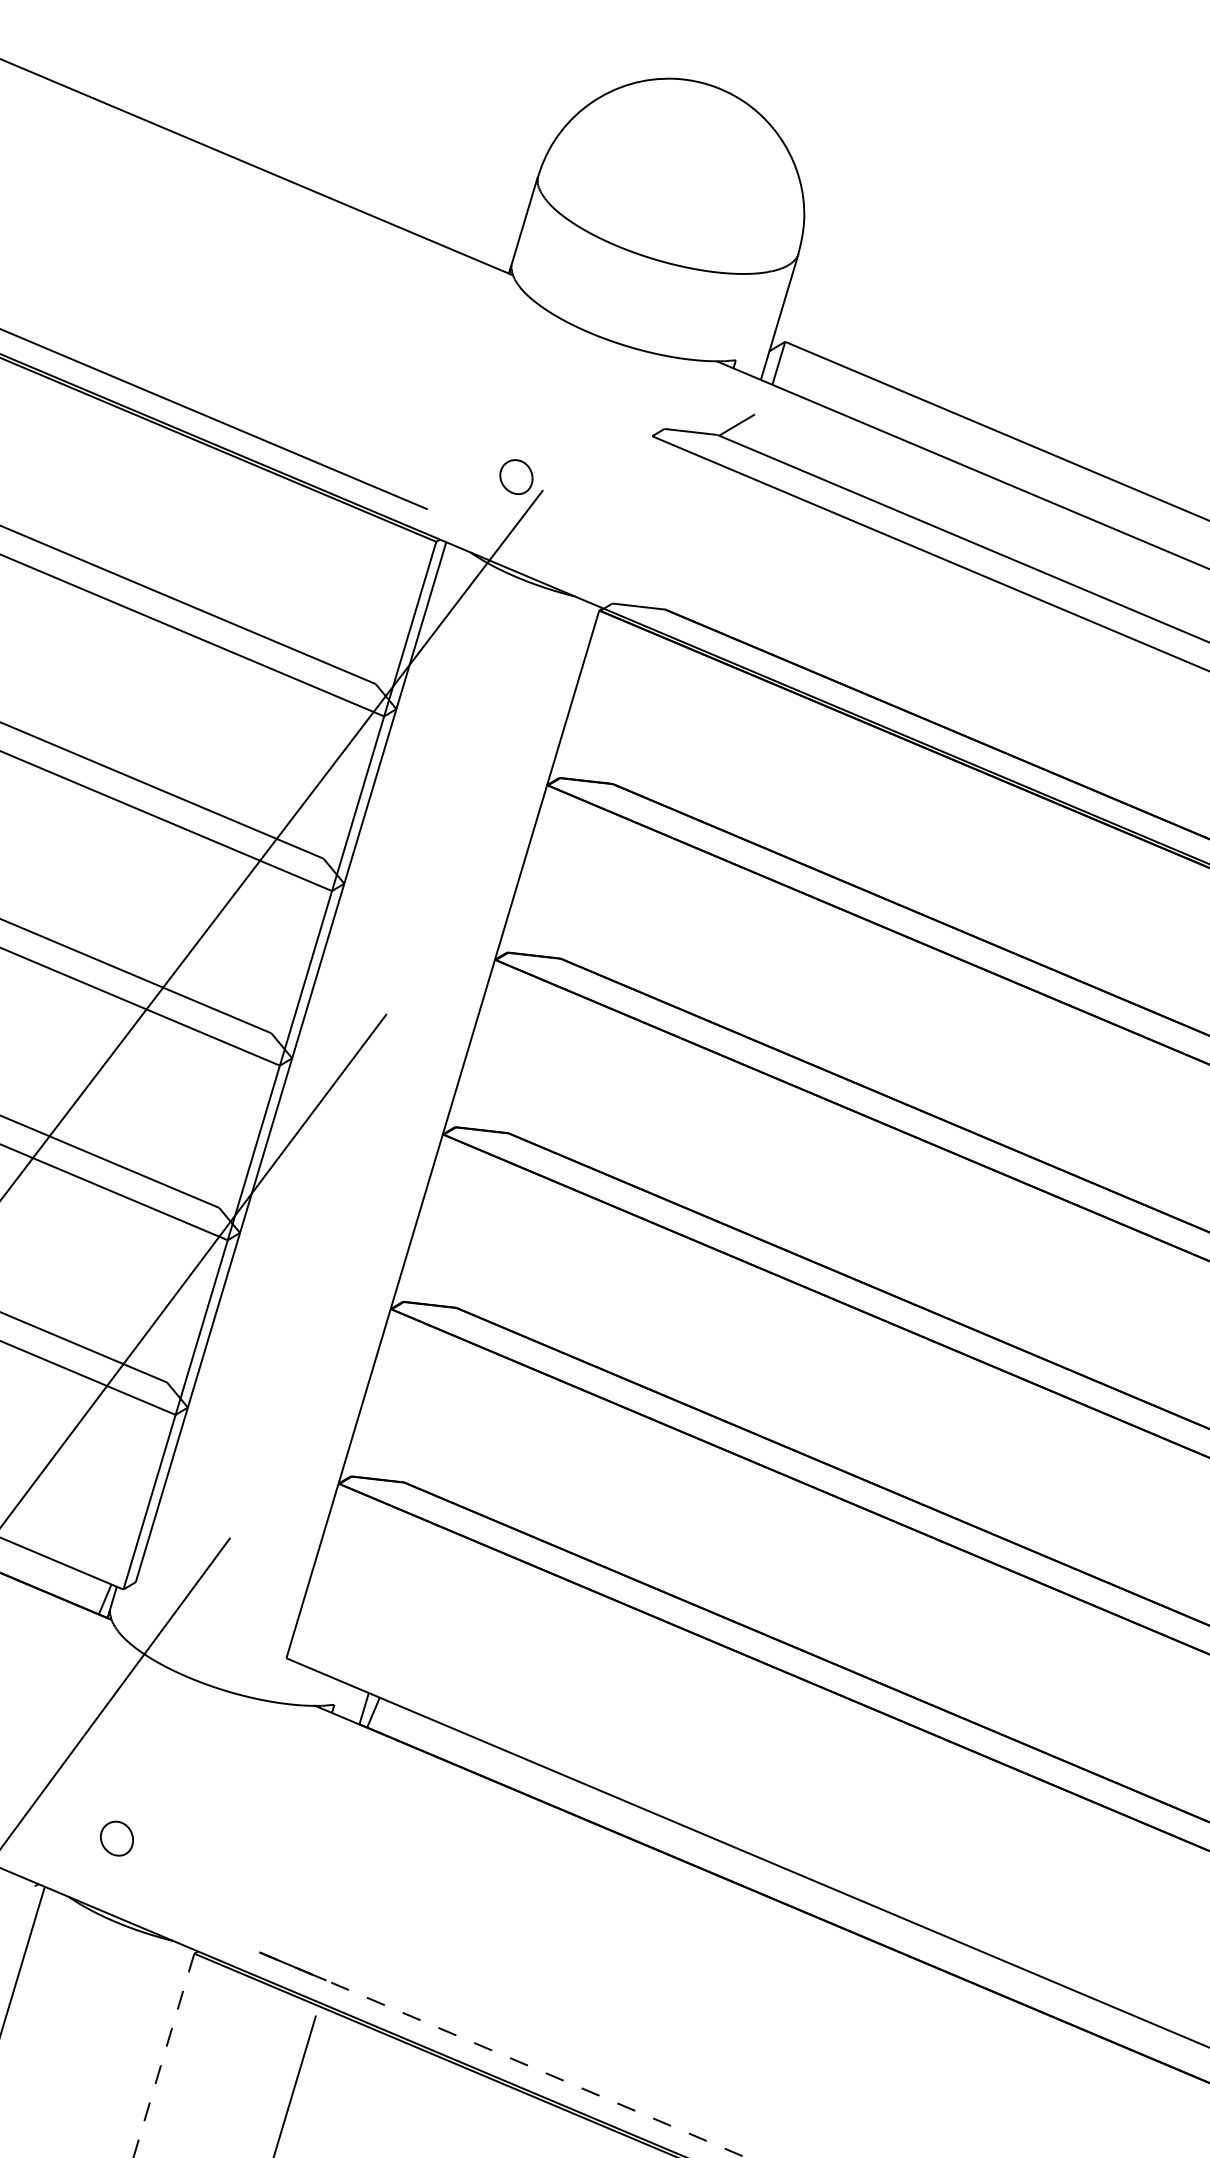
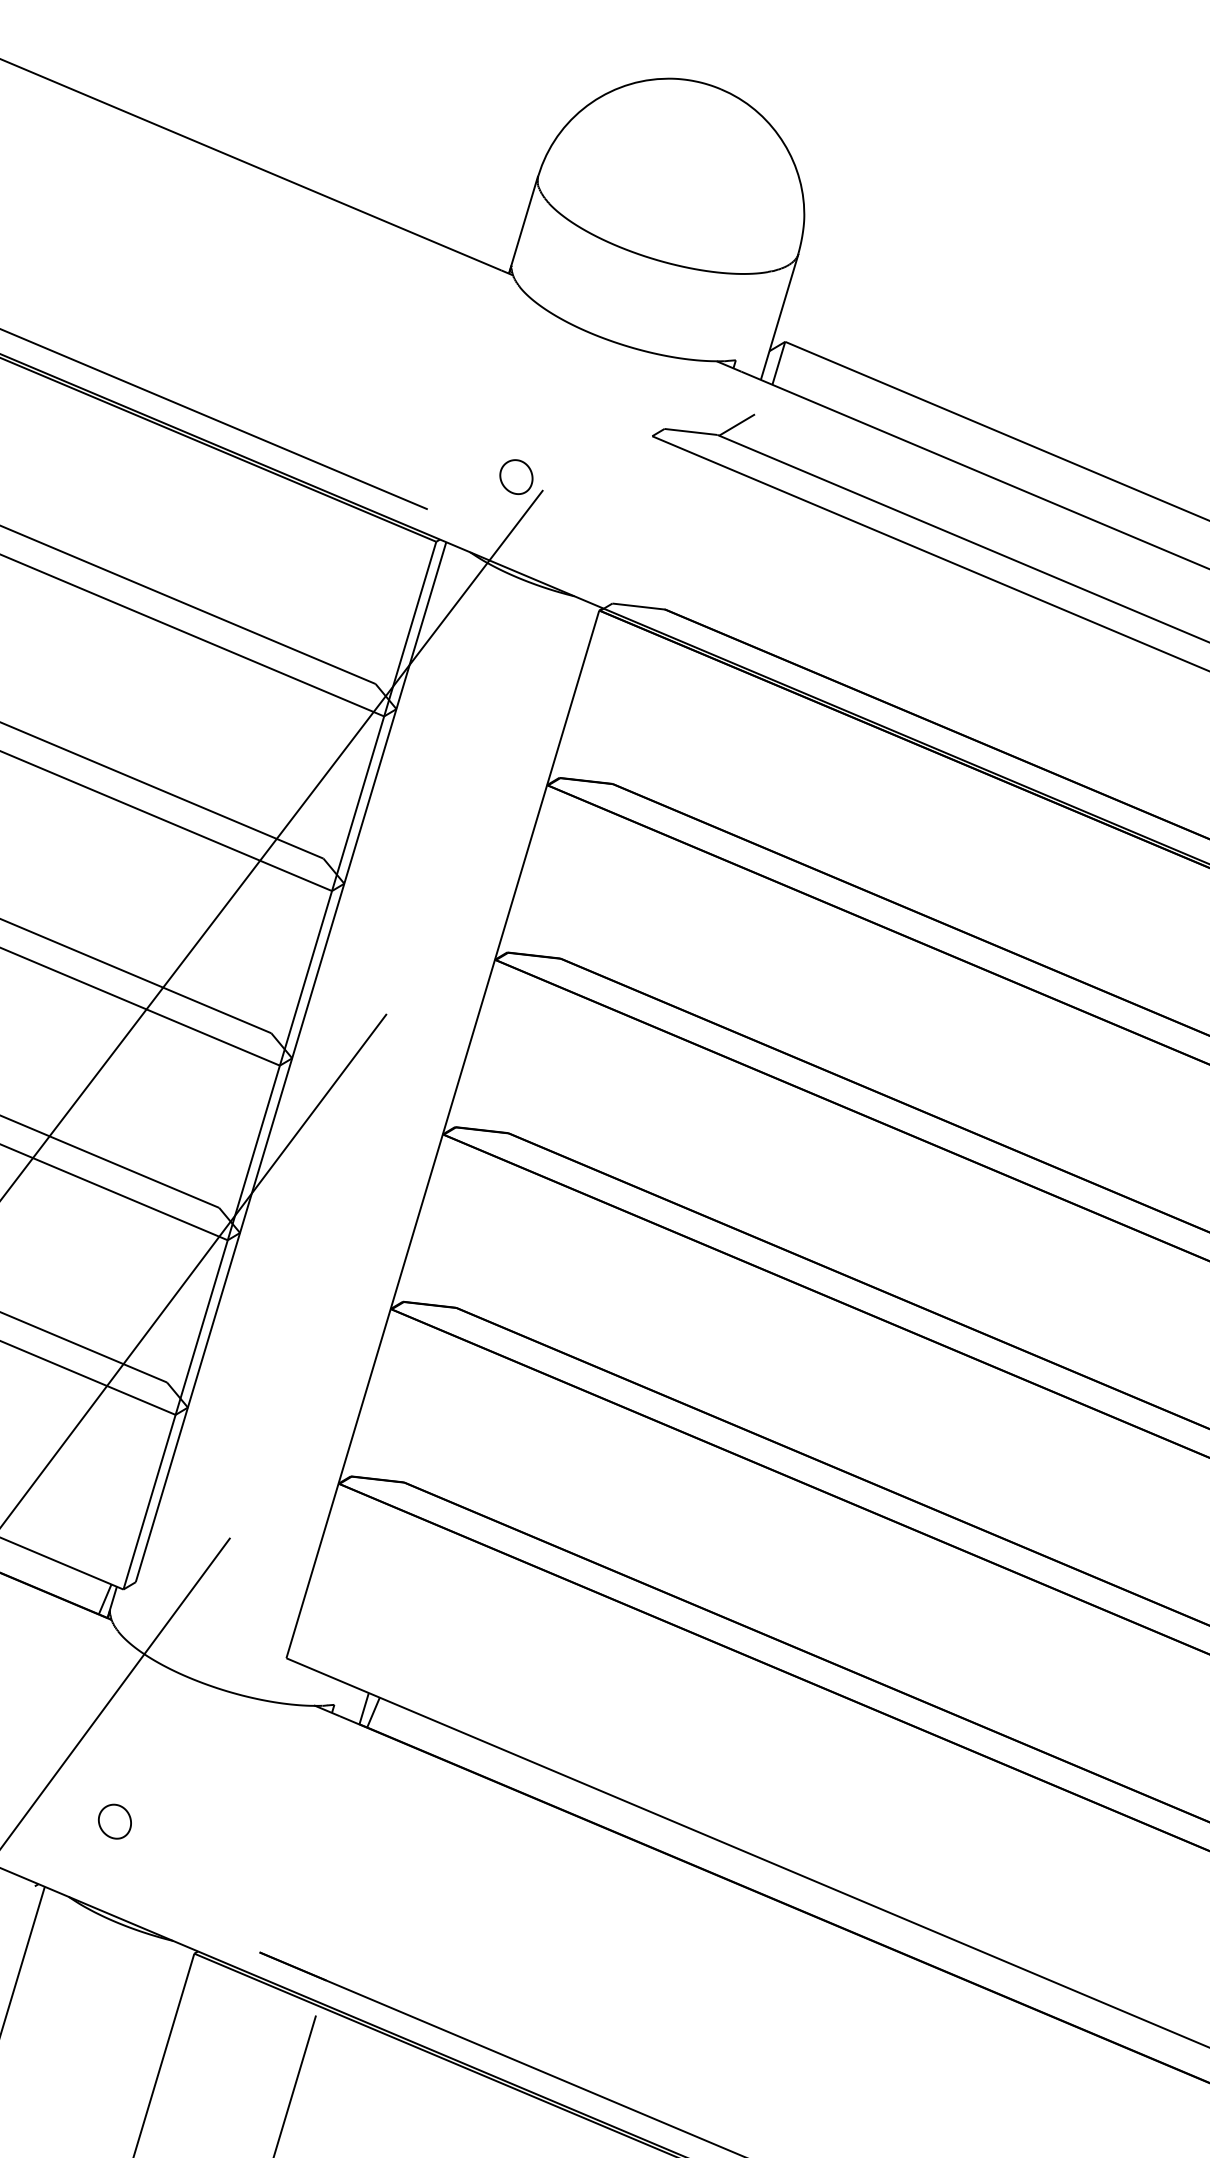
part position: (116, 1838) -> (114, 1821) (114, 1821)
line: dashed -> solid (503, 2055)
line: dashed -> solid (163, 2056)
